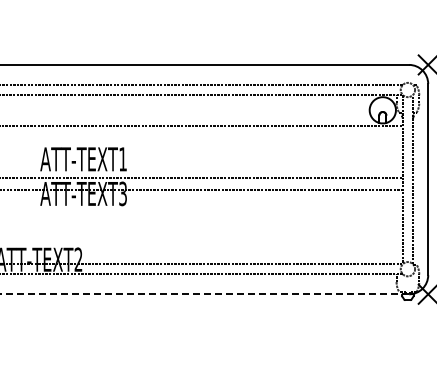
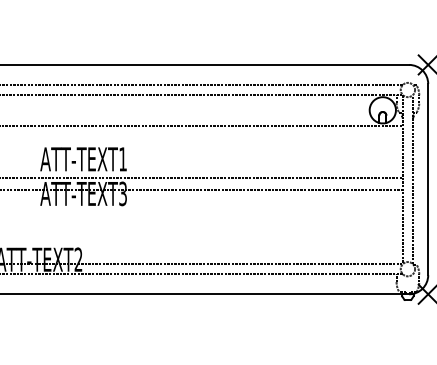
line: dashed -> solid (204, 294)
